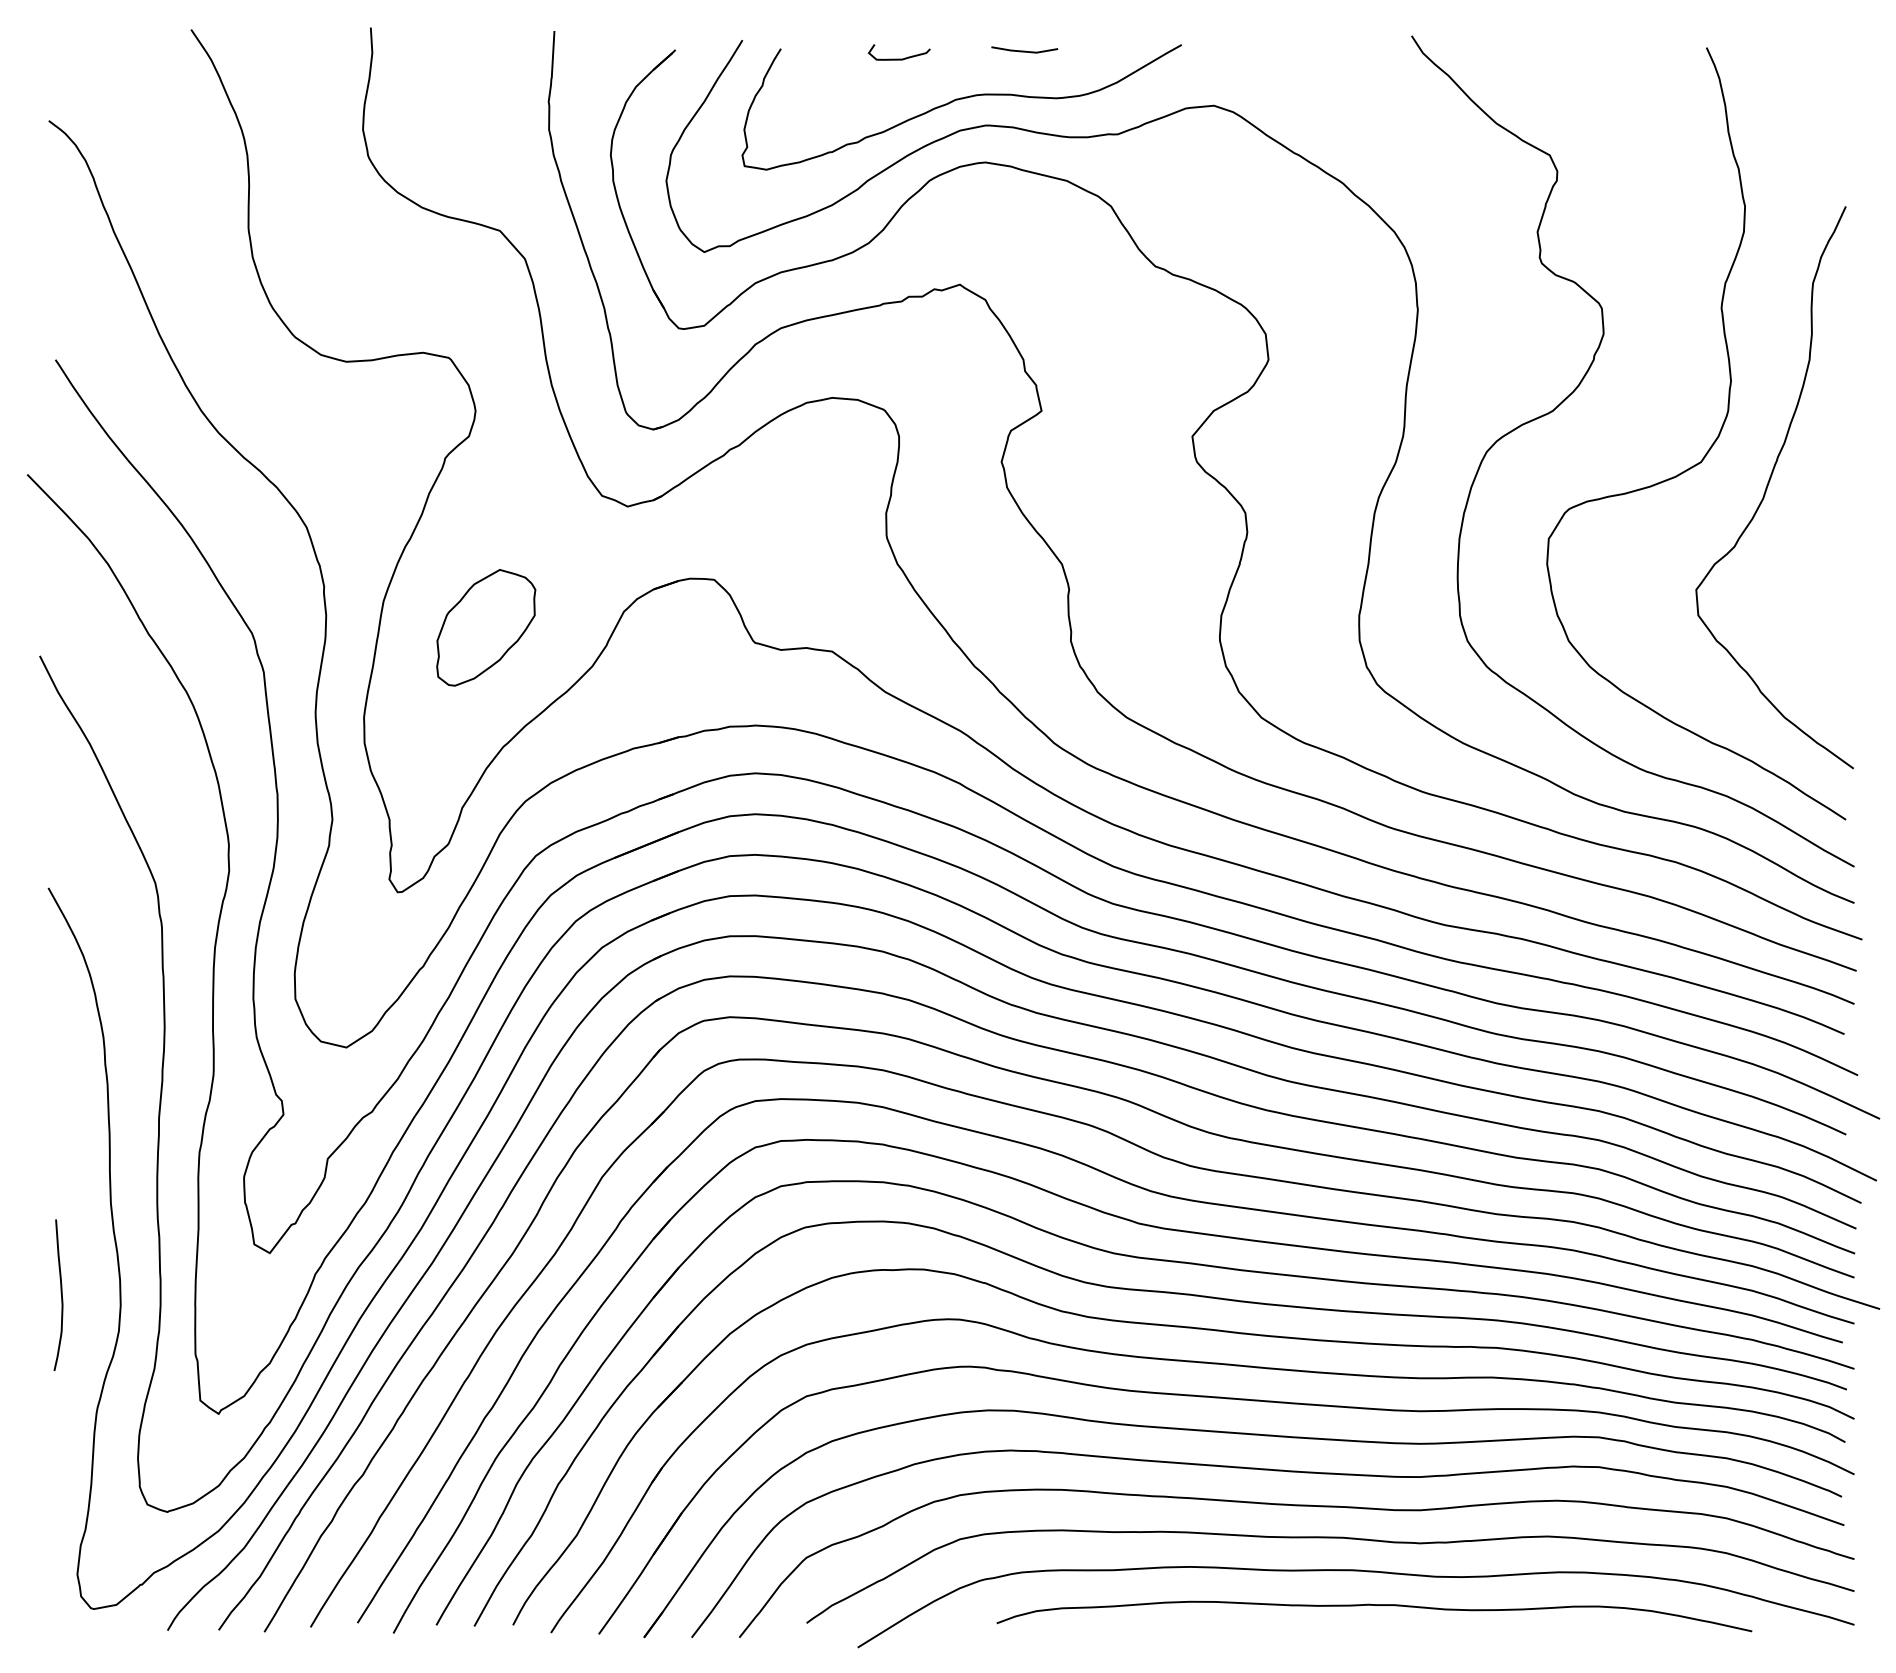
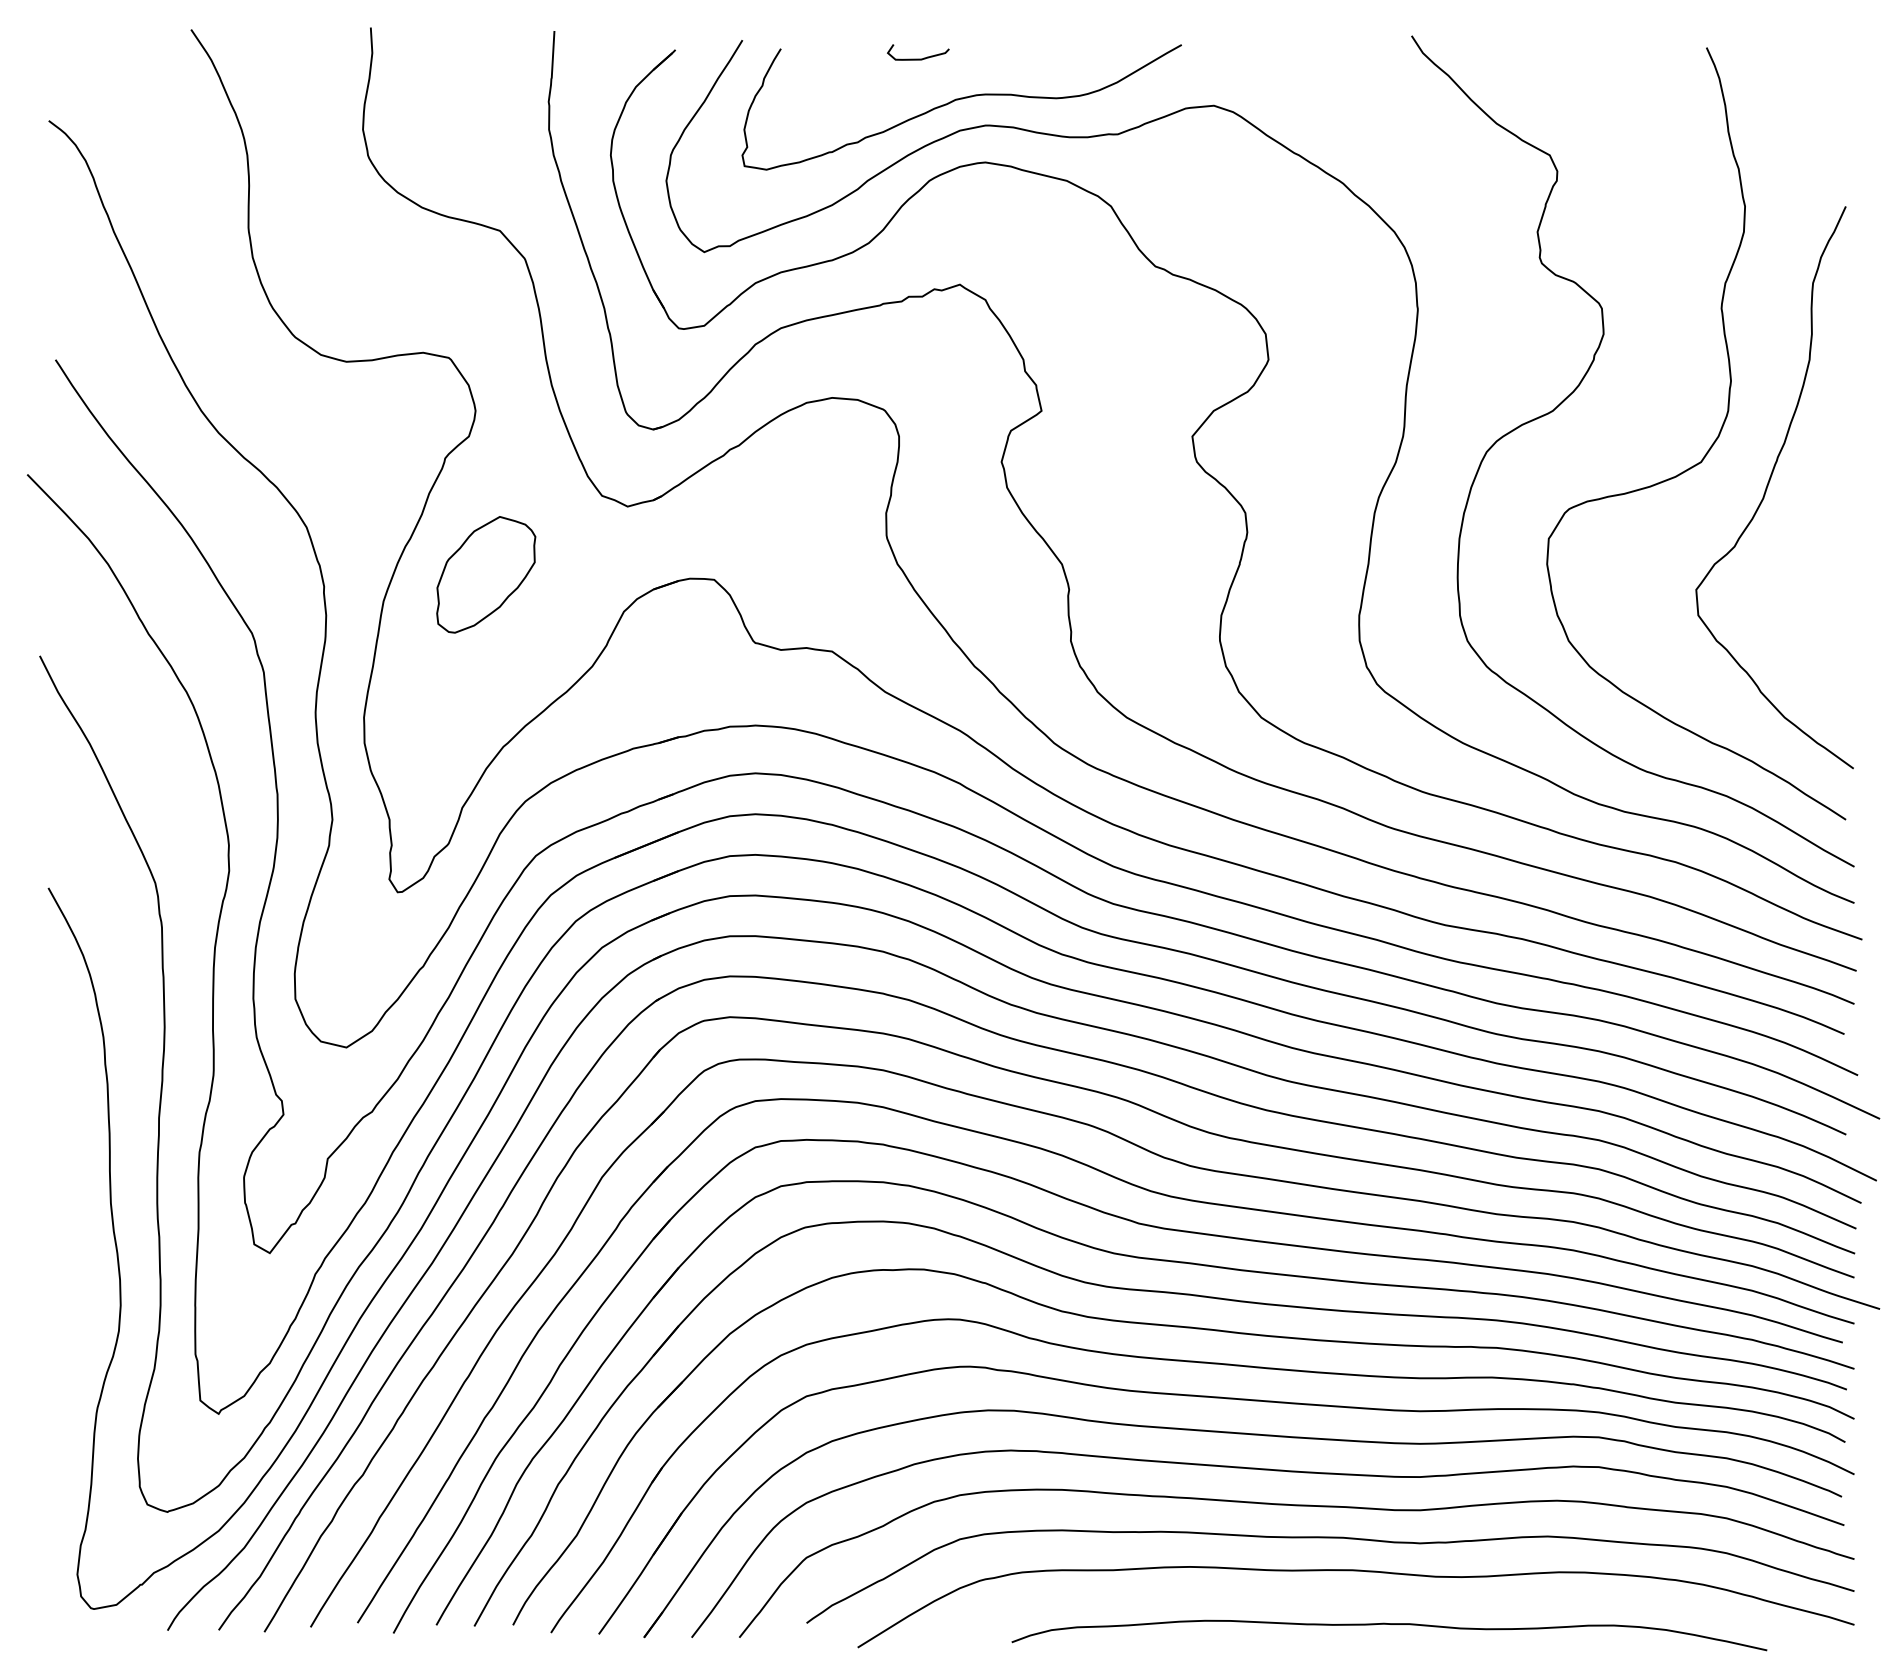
line: present -> none (1024, 50)
curve position: (899, 58) -> (918, 58) (918, 58)
part position: (486, 627) -> (486, 574) (486, 574)
curve: present -> none (60, 1293)
curve position: (1374, 1605) -> (1389, 1624) (1389, 1624)
